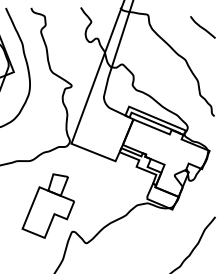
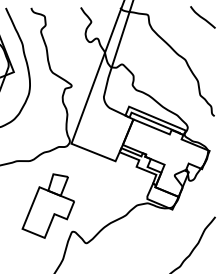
curve position: (202, 27) -> (202, 17) (202, 17)
